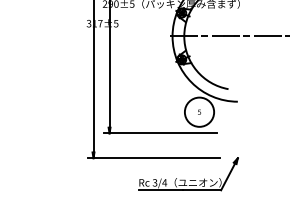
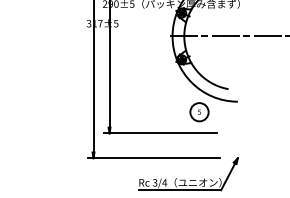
circle diameter: 29 px -> 18 px (199, 112)
